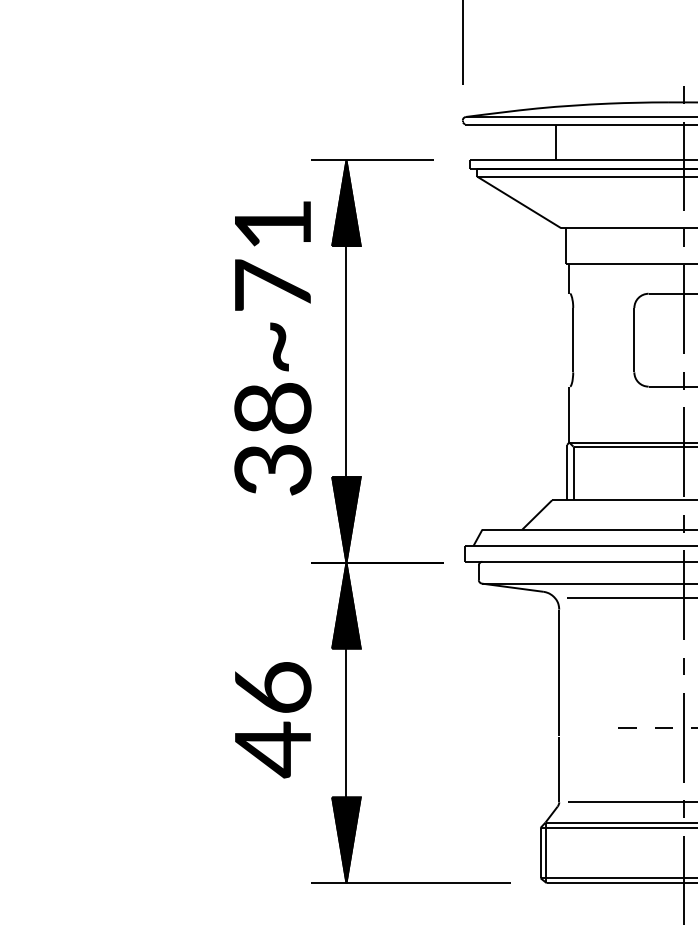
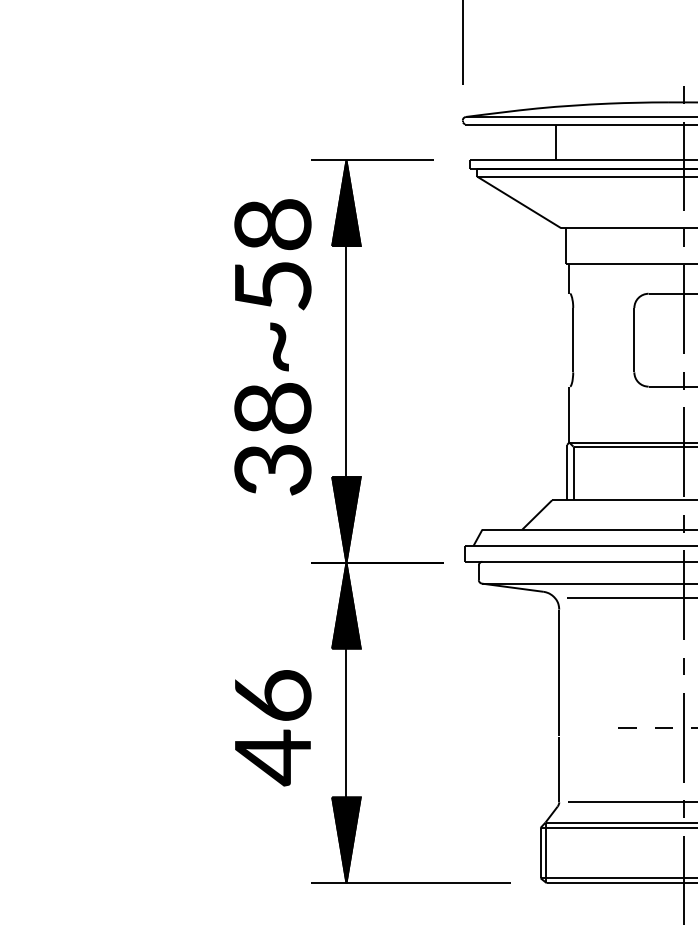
text: 38~71 -> 38~58 (272, 254)
text position: (273, 720) -> (273, 728) (273, 728)
